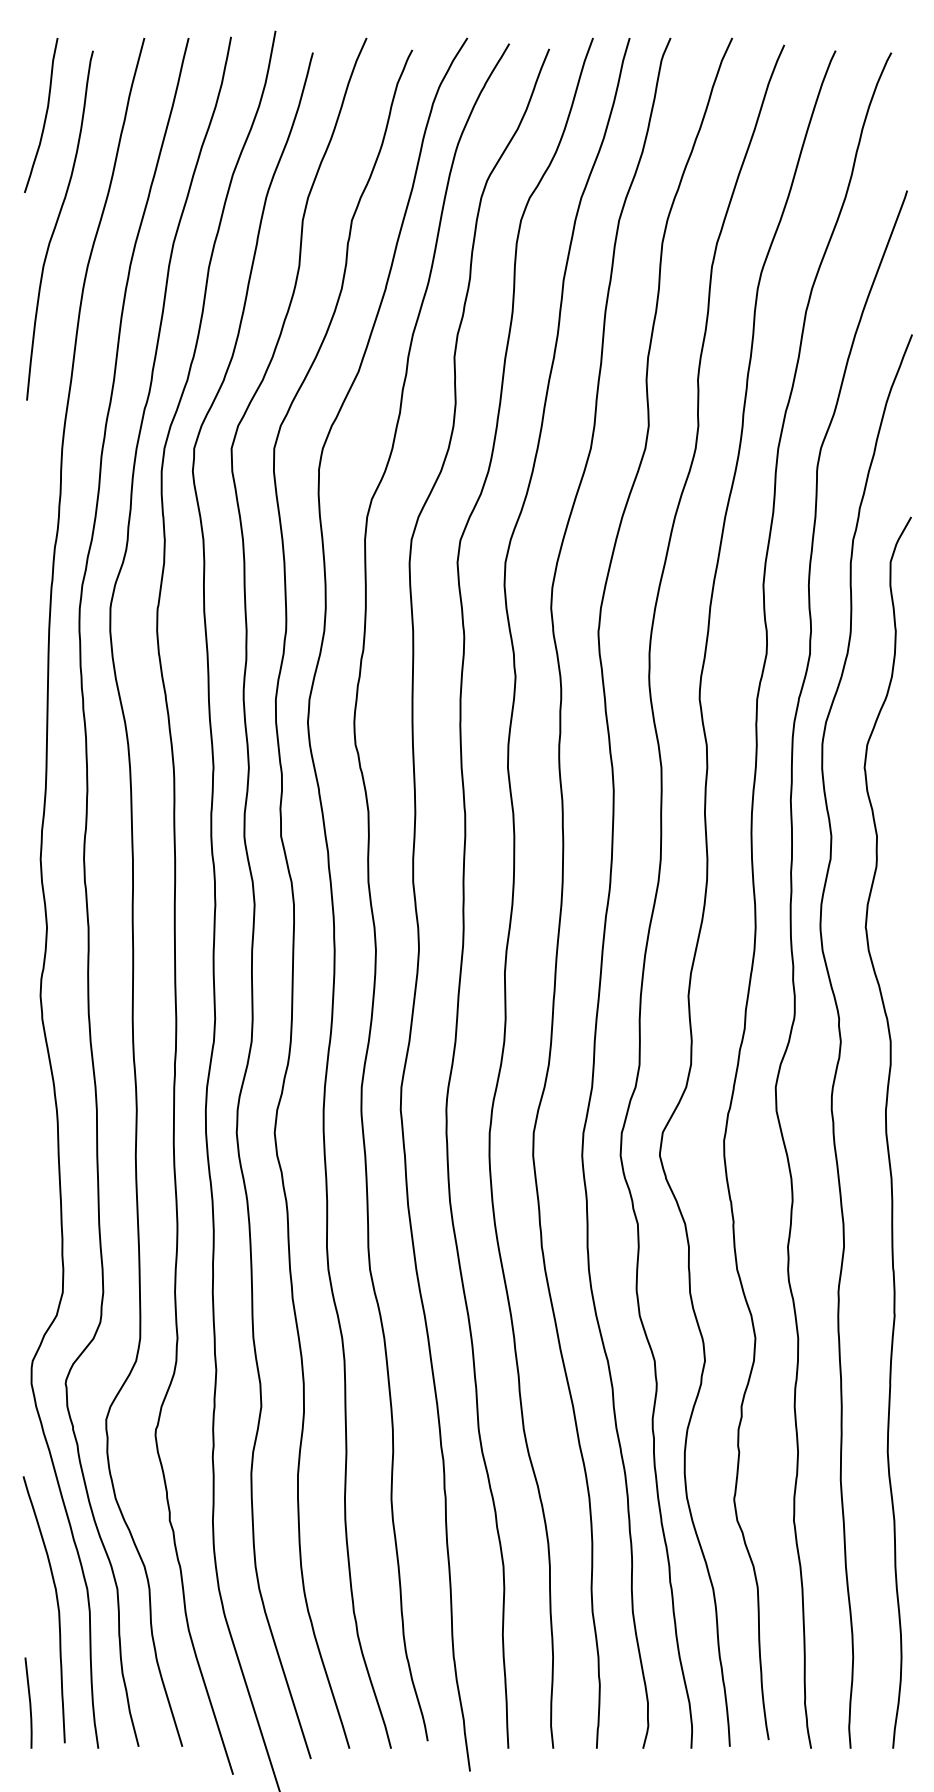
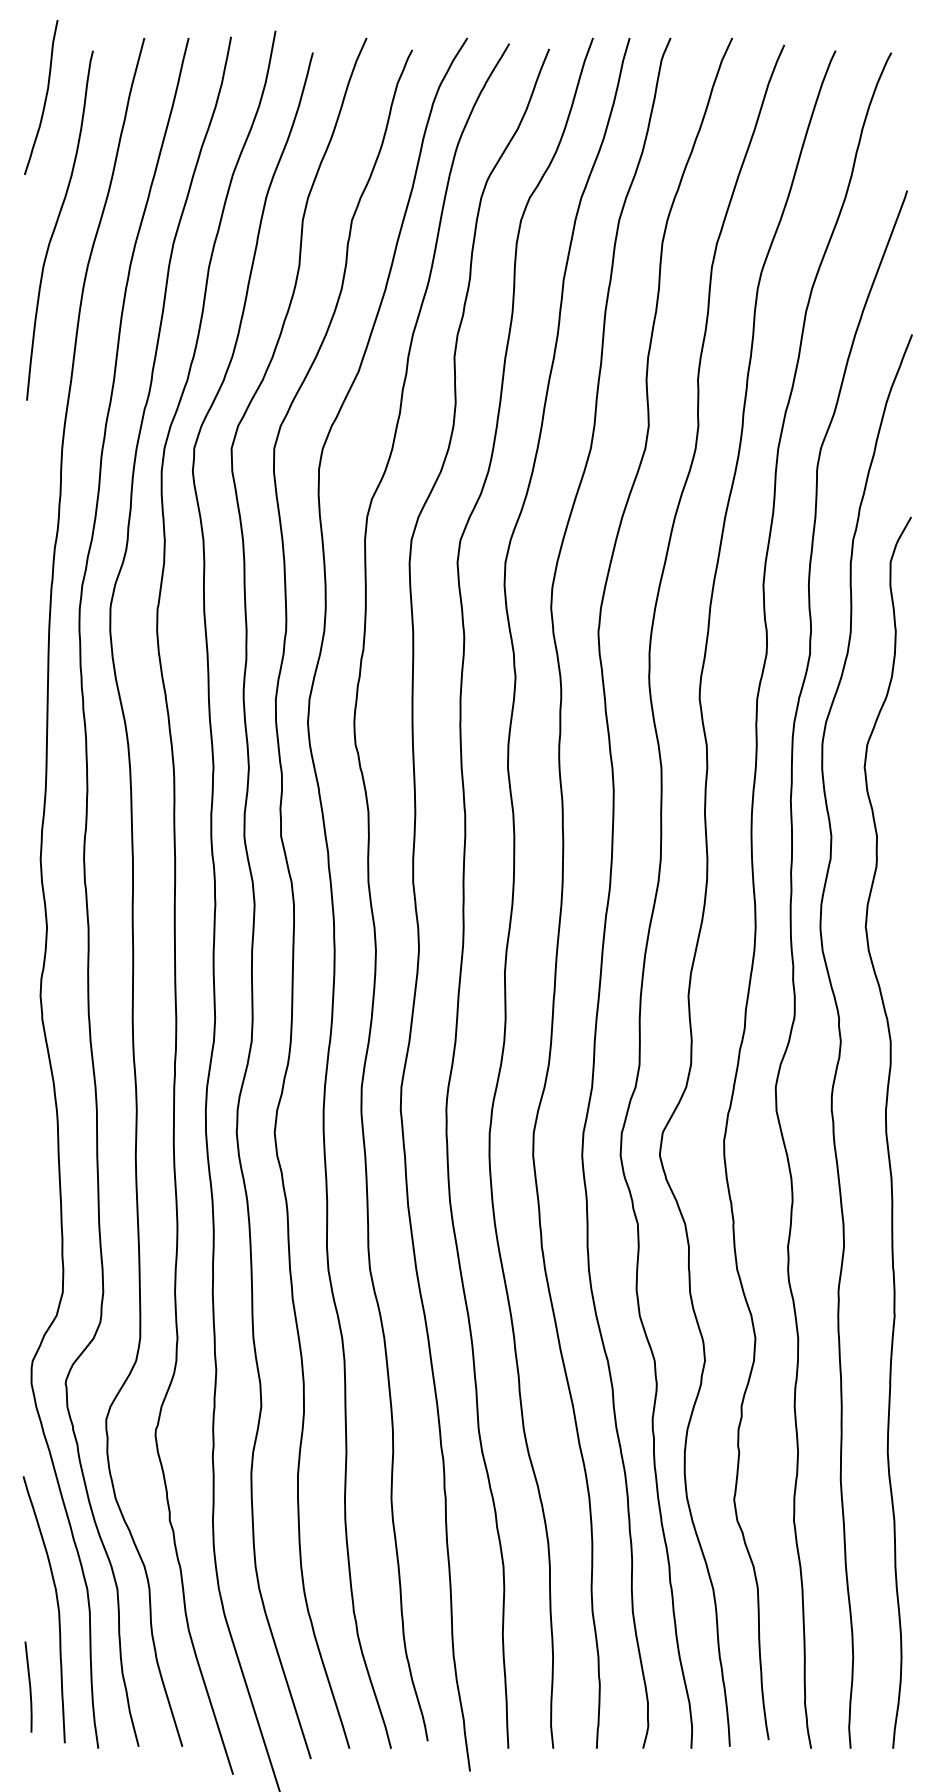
curve position: (44, 117) -> (44, 99) (44, 99)
line position: (29, 1702) -> (29, 1686) (29, 1686)
